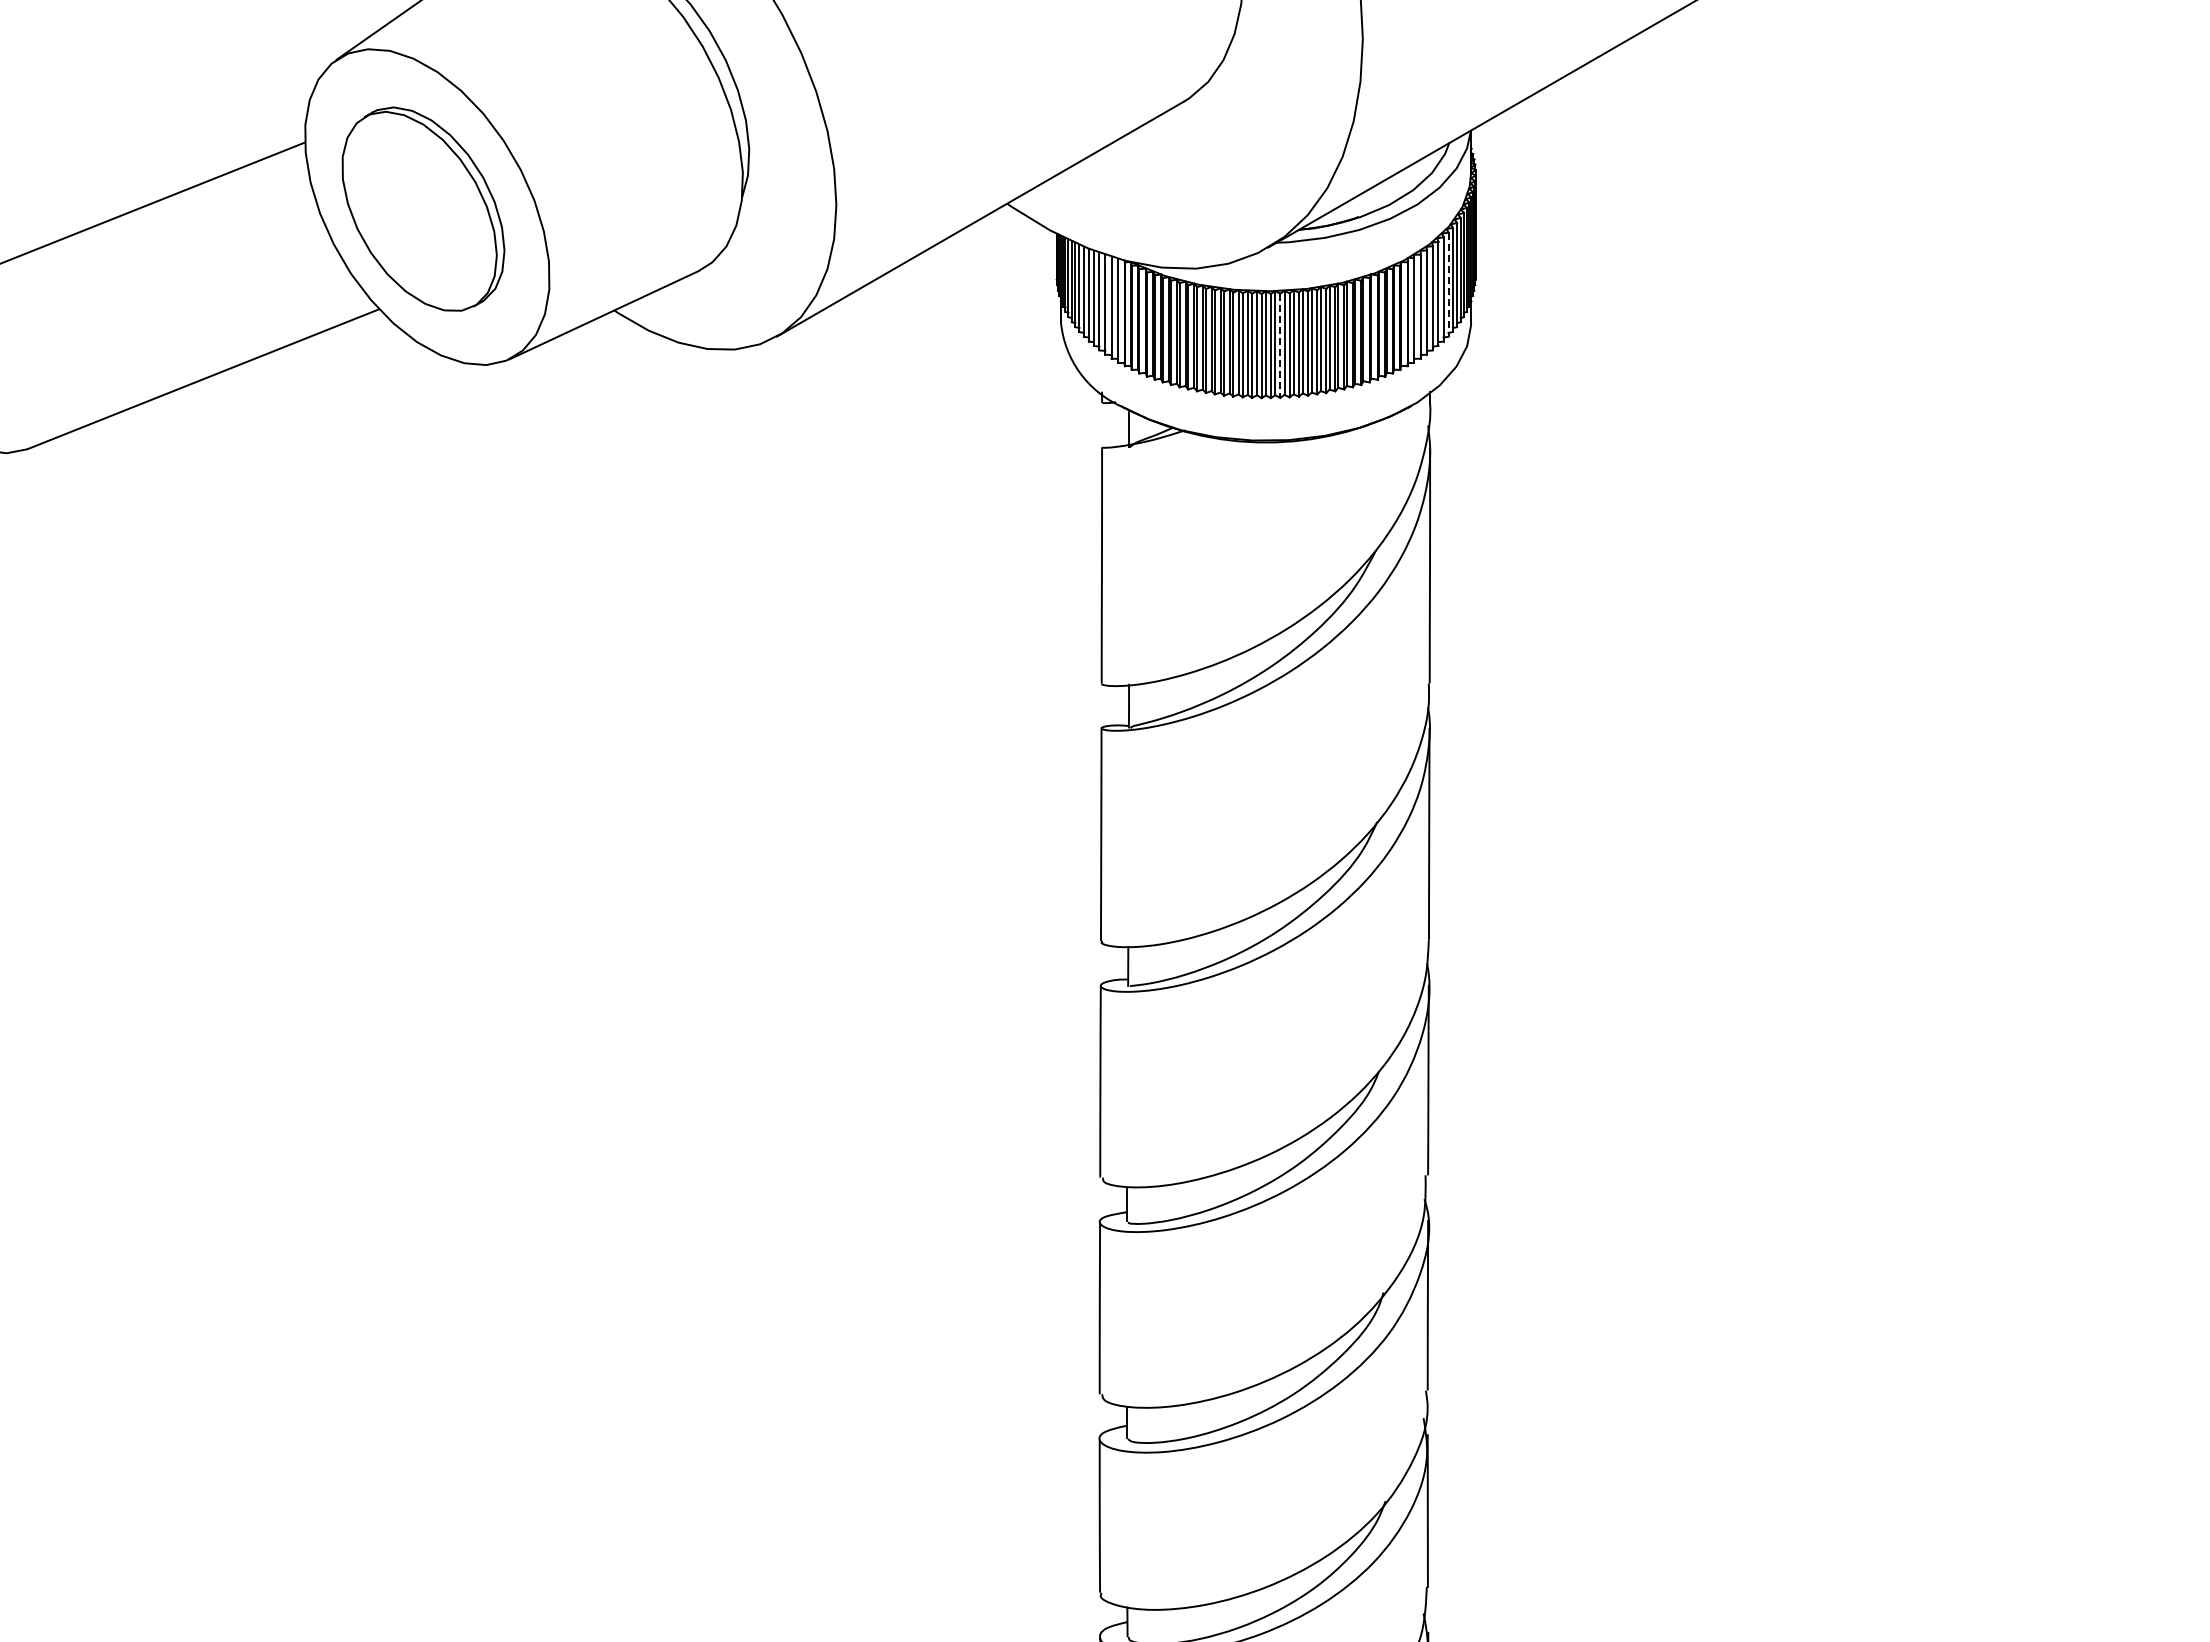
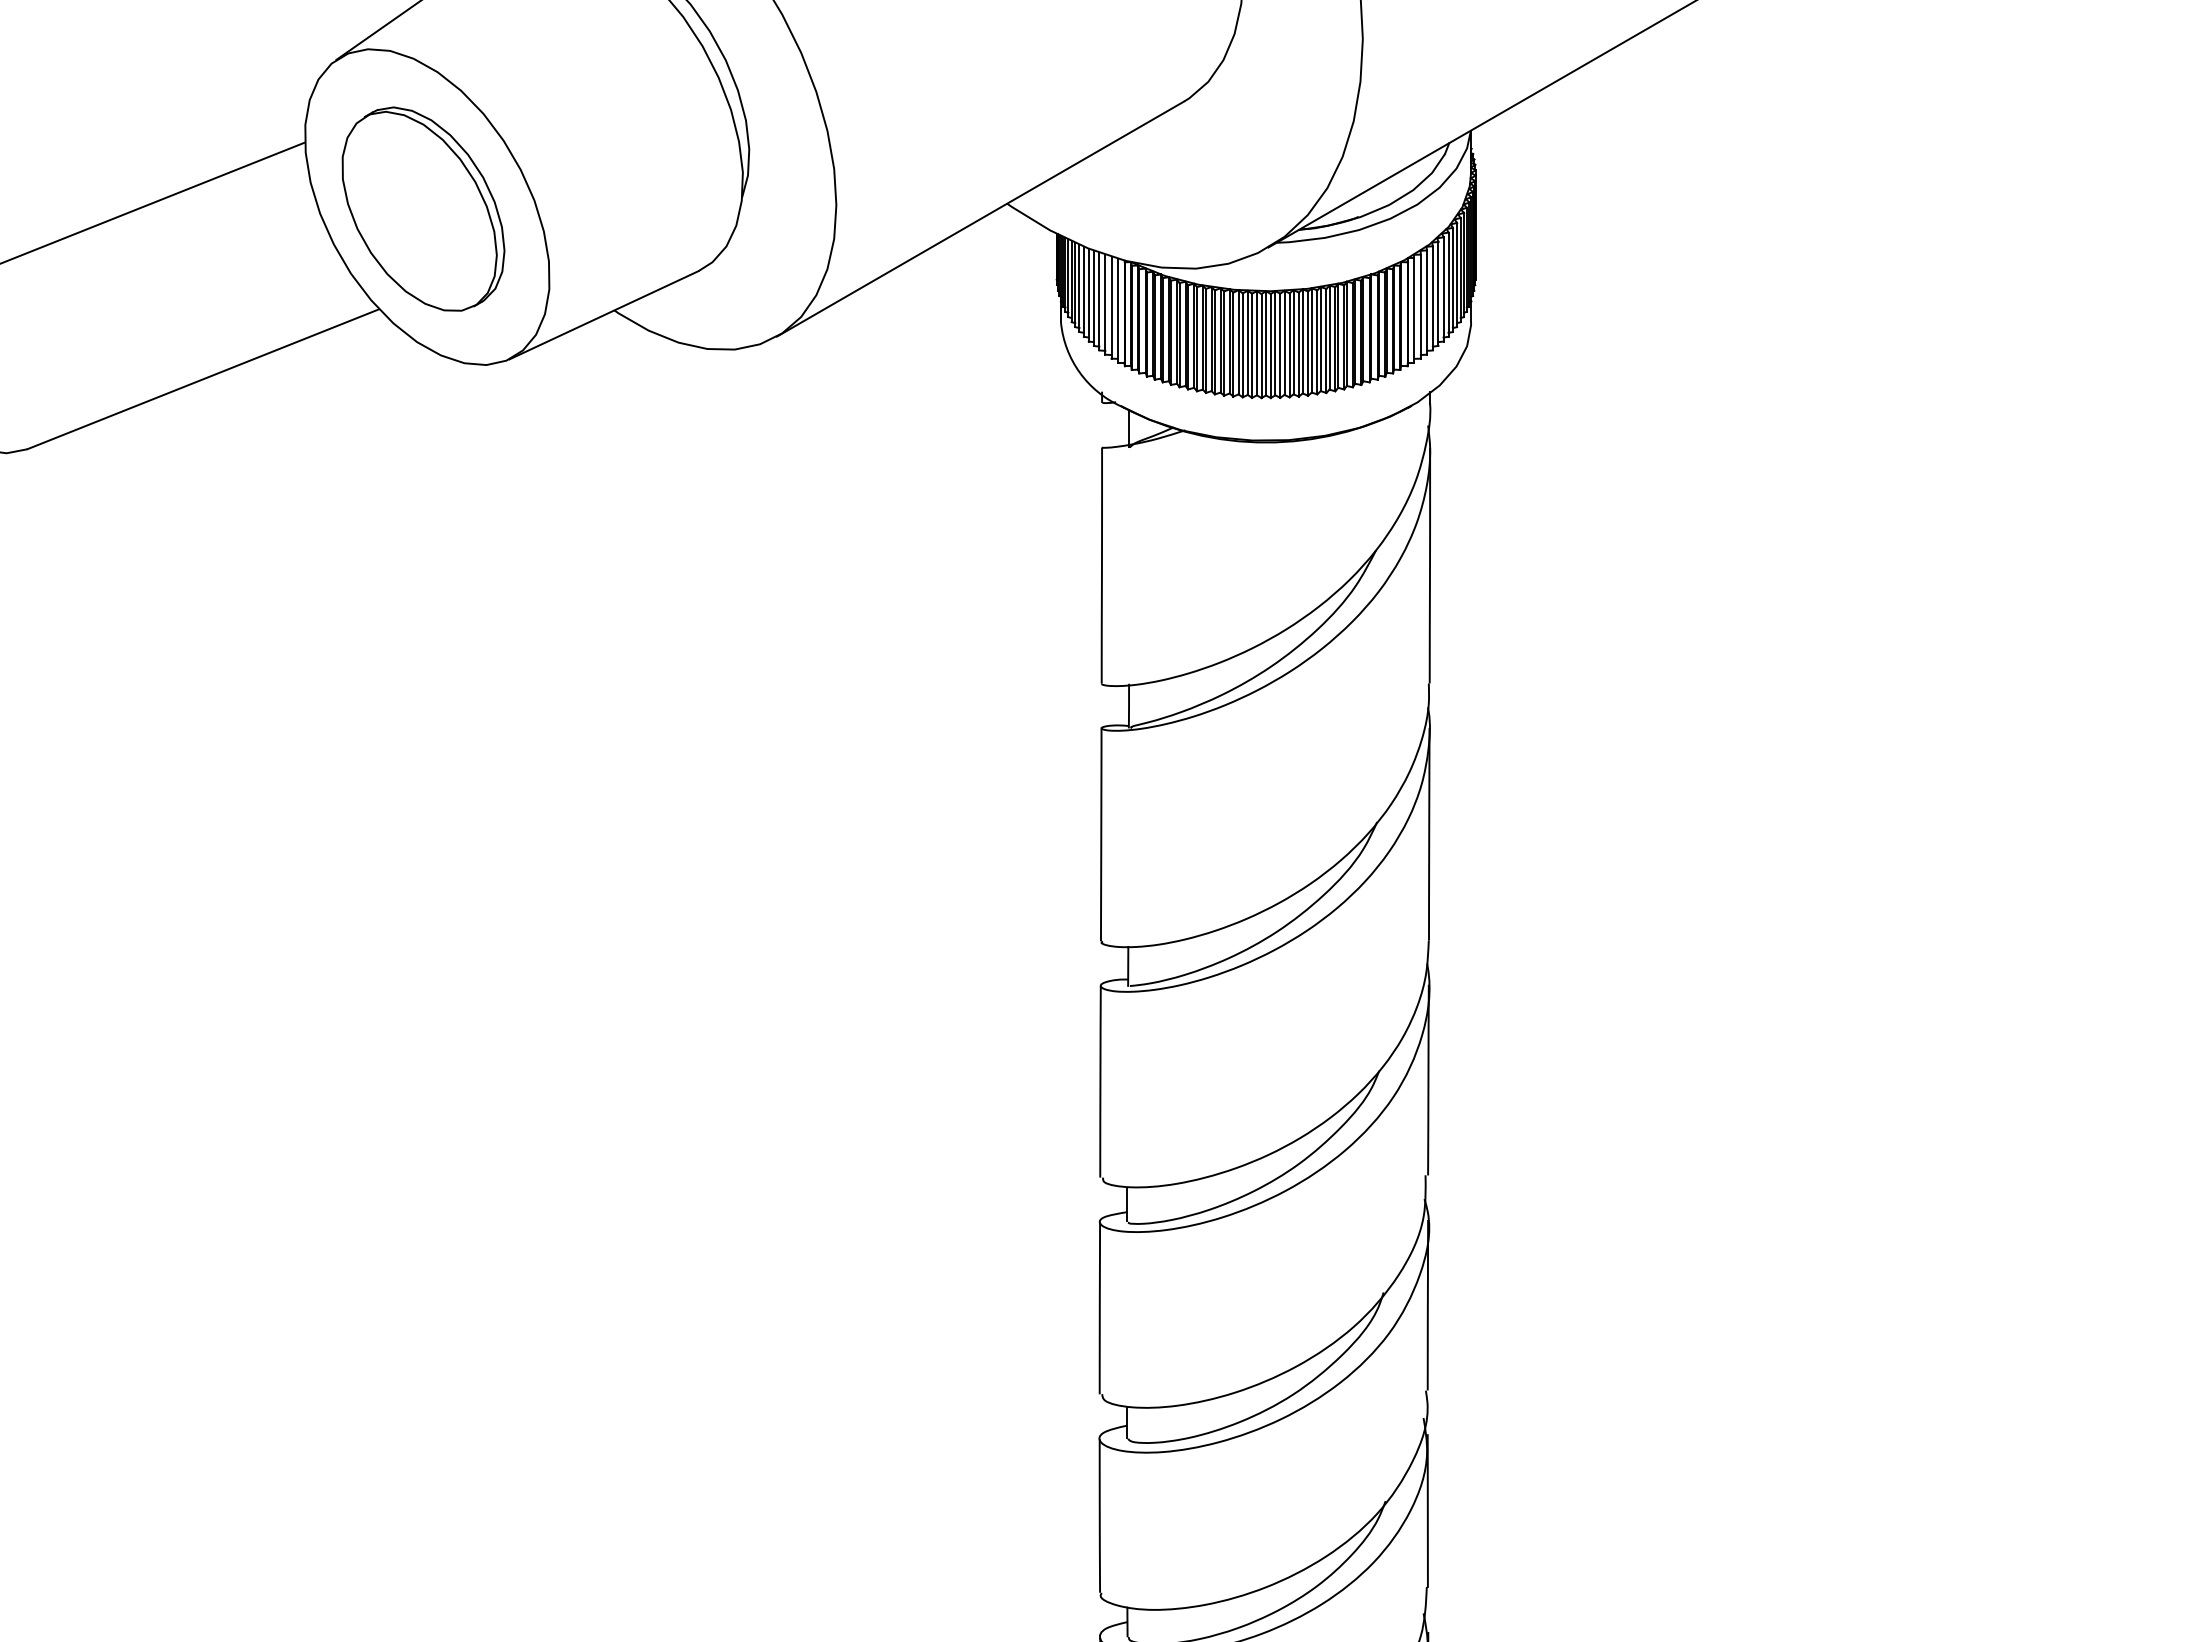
line: dashed -> solid (1448, 285)
line: dashed -> solid (1280, 346)
